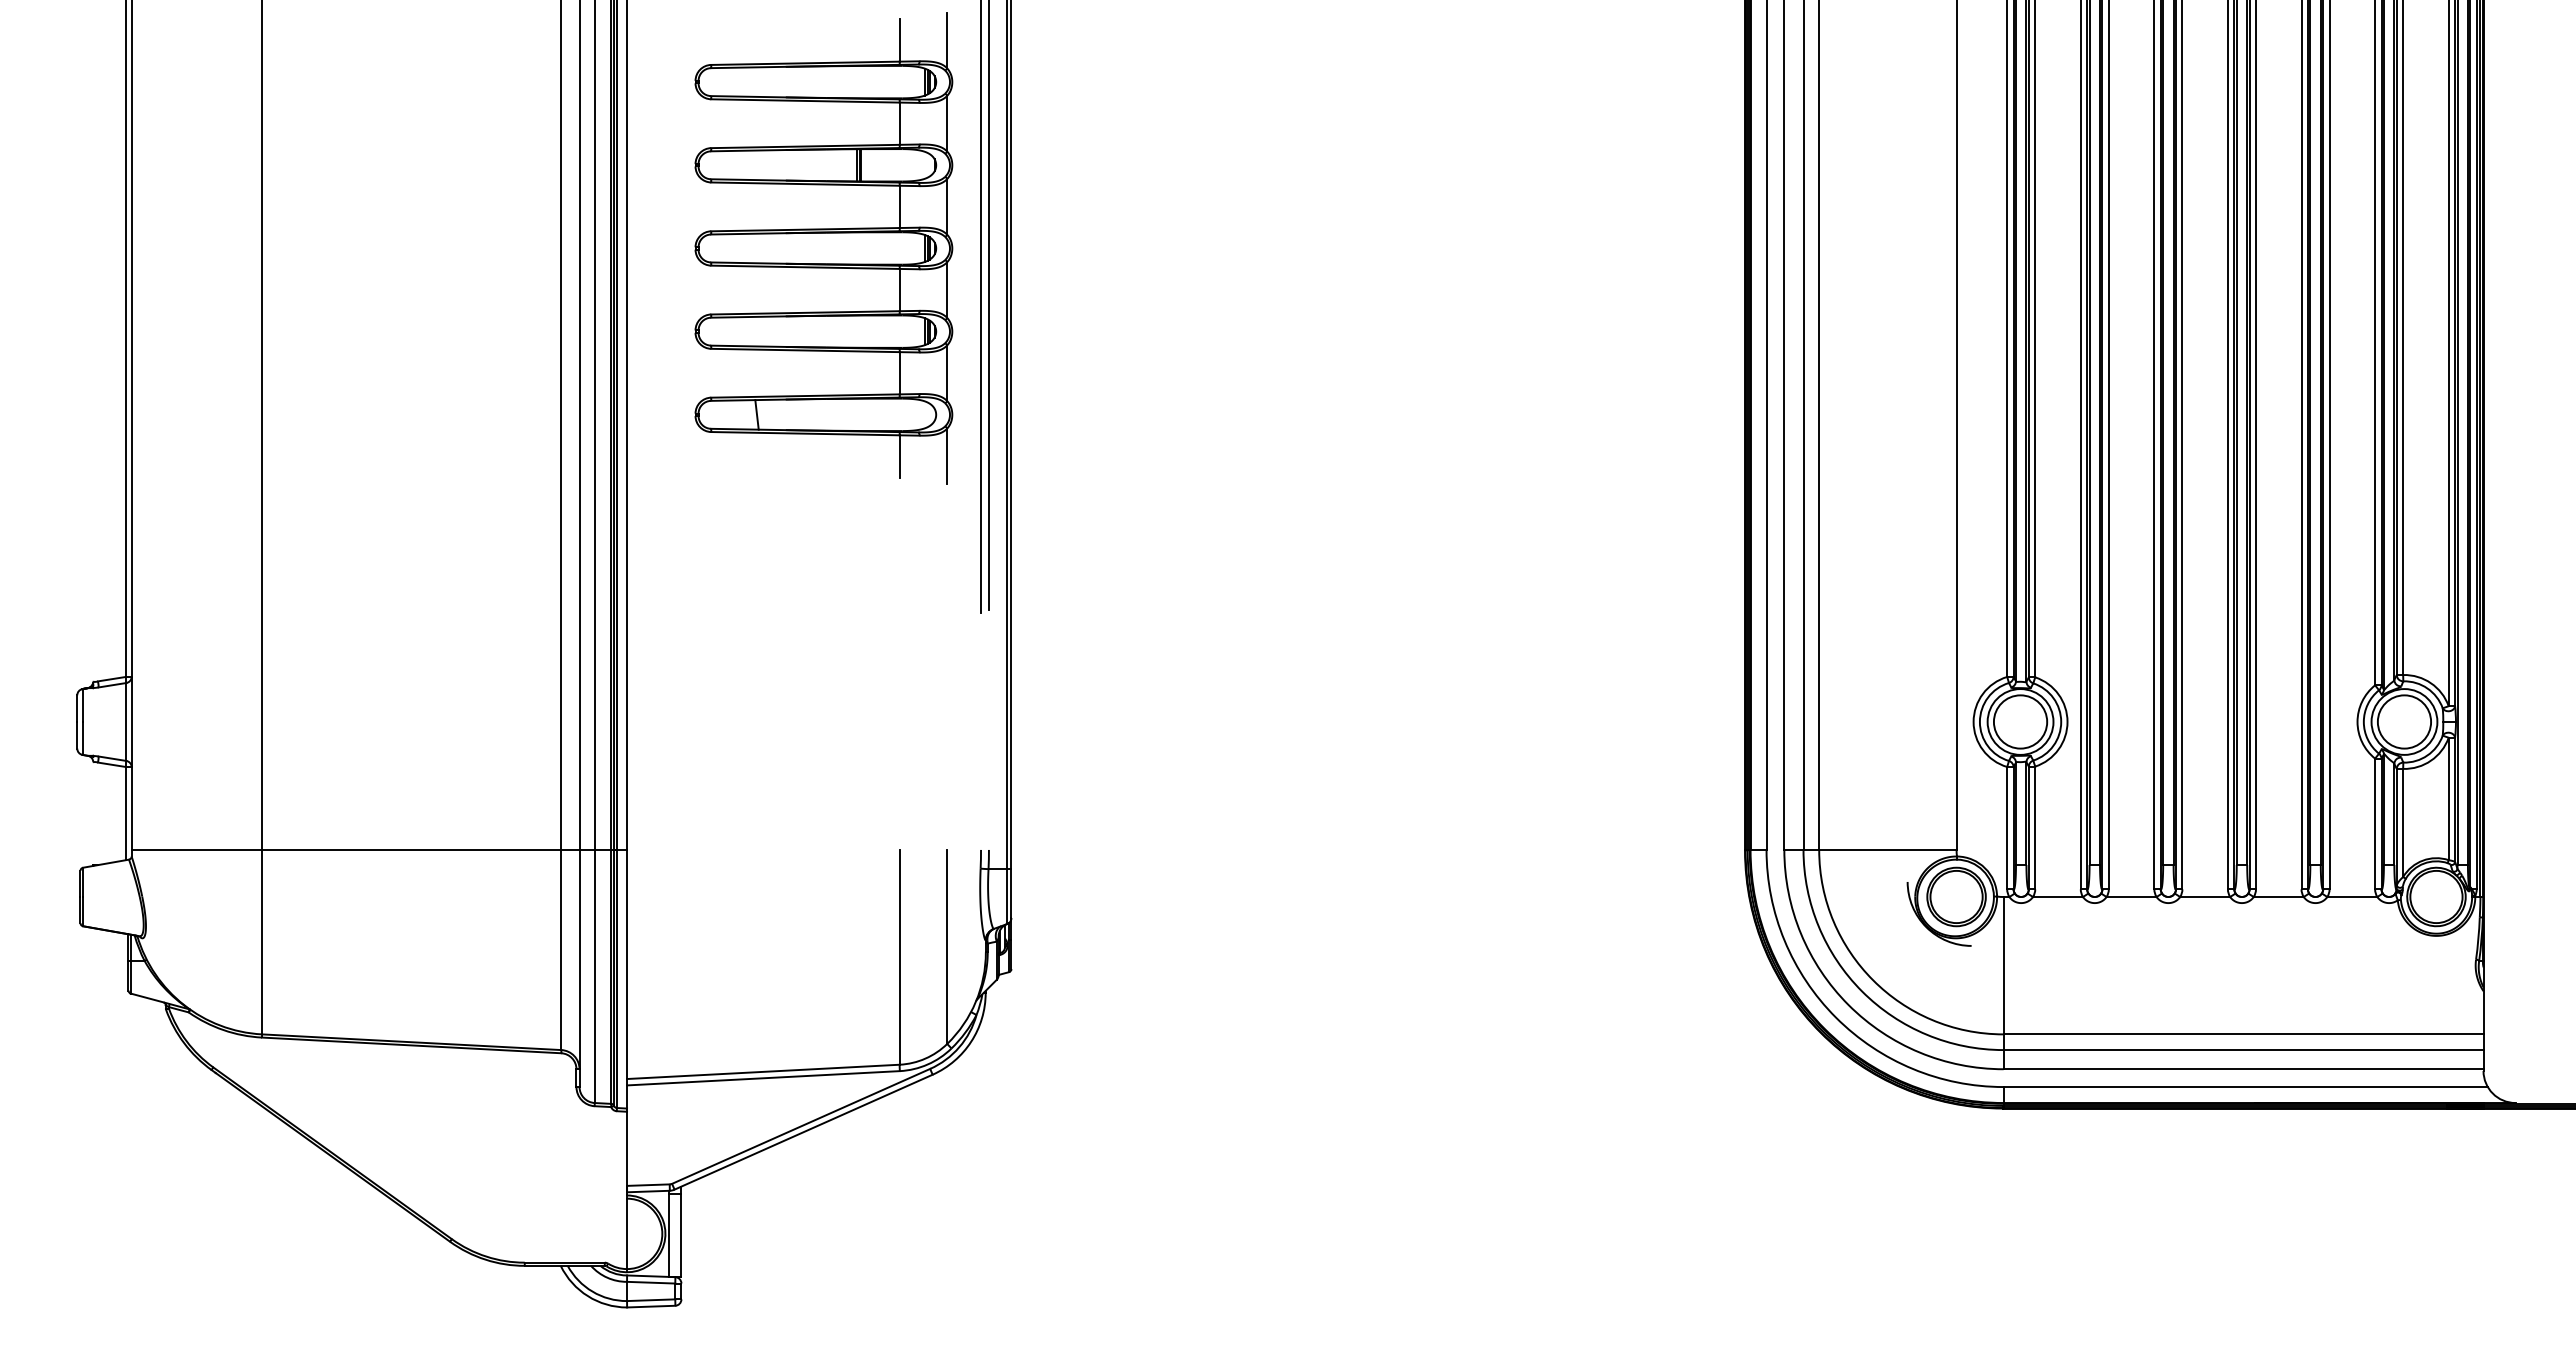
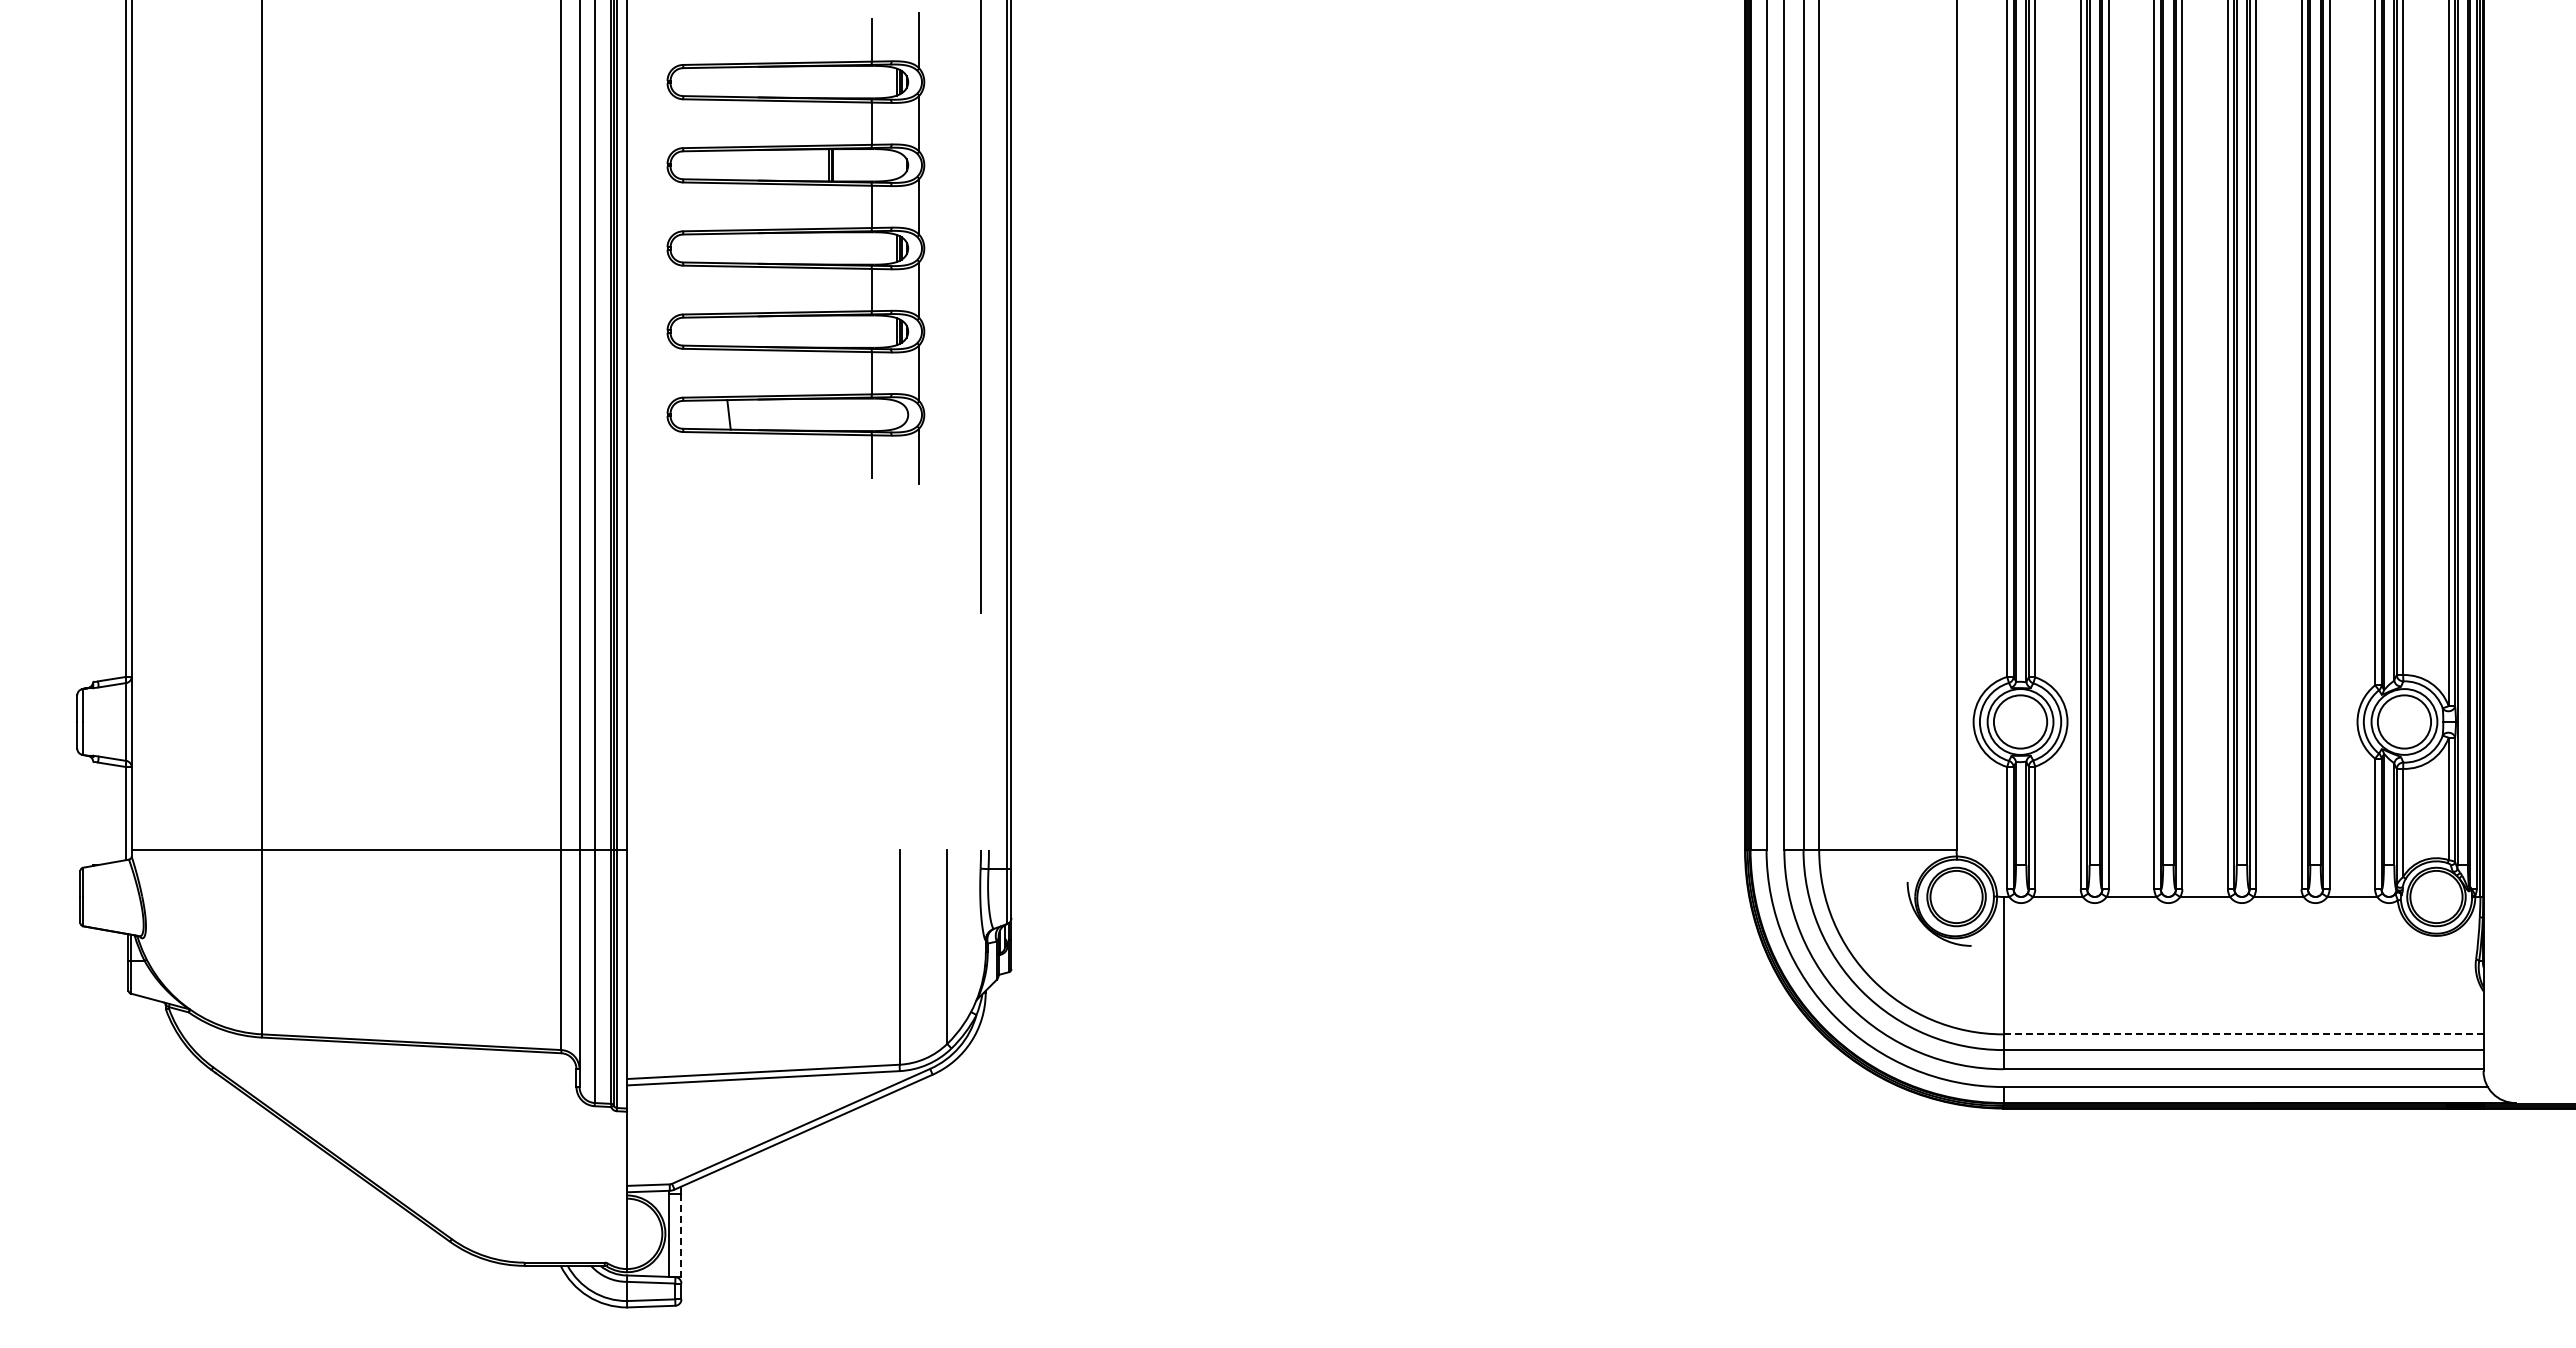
part position: (823, 248) -> (795, 248) (795, 248)
line: present -> none (988, 305)
line: solid -> dashed (2243, 1034)
line: solid -> dashed (681, 1235)
